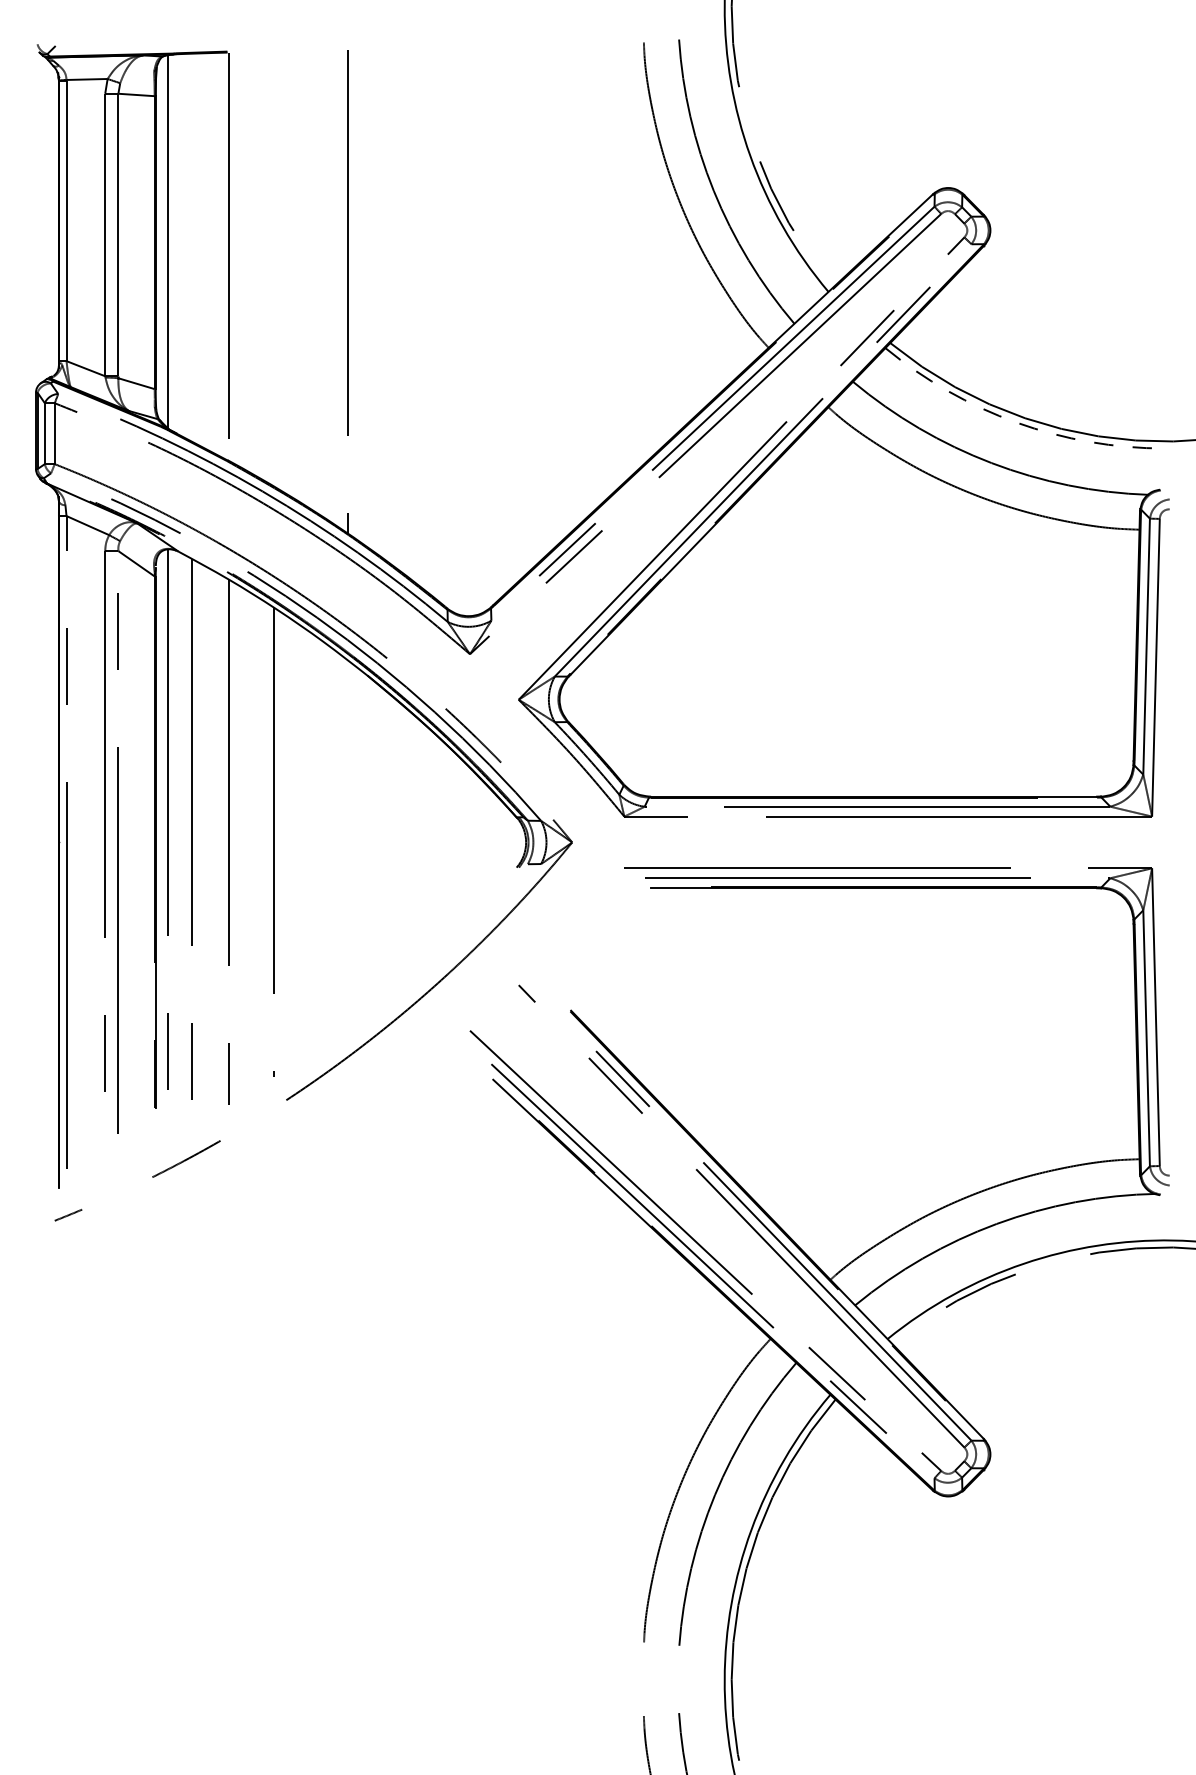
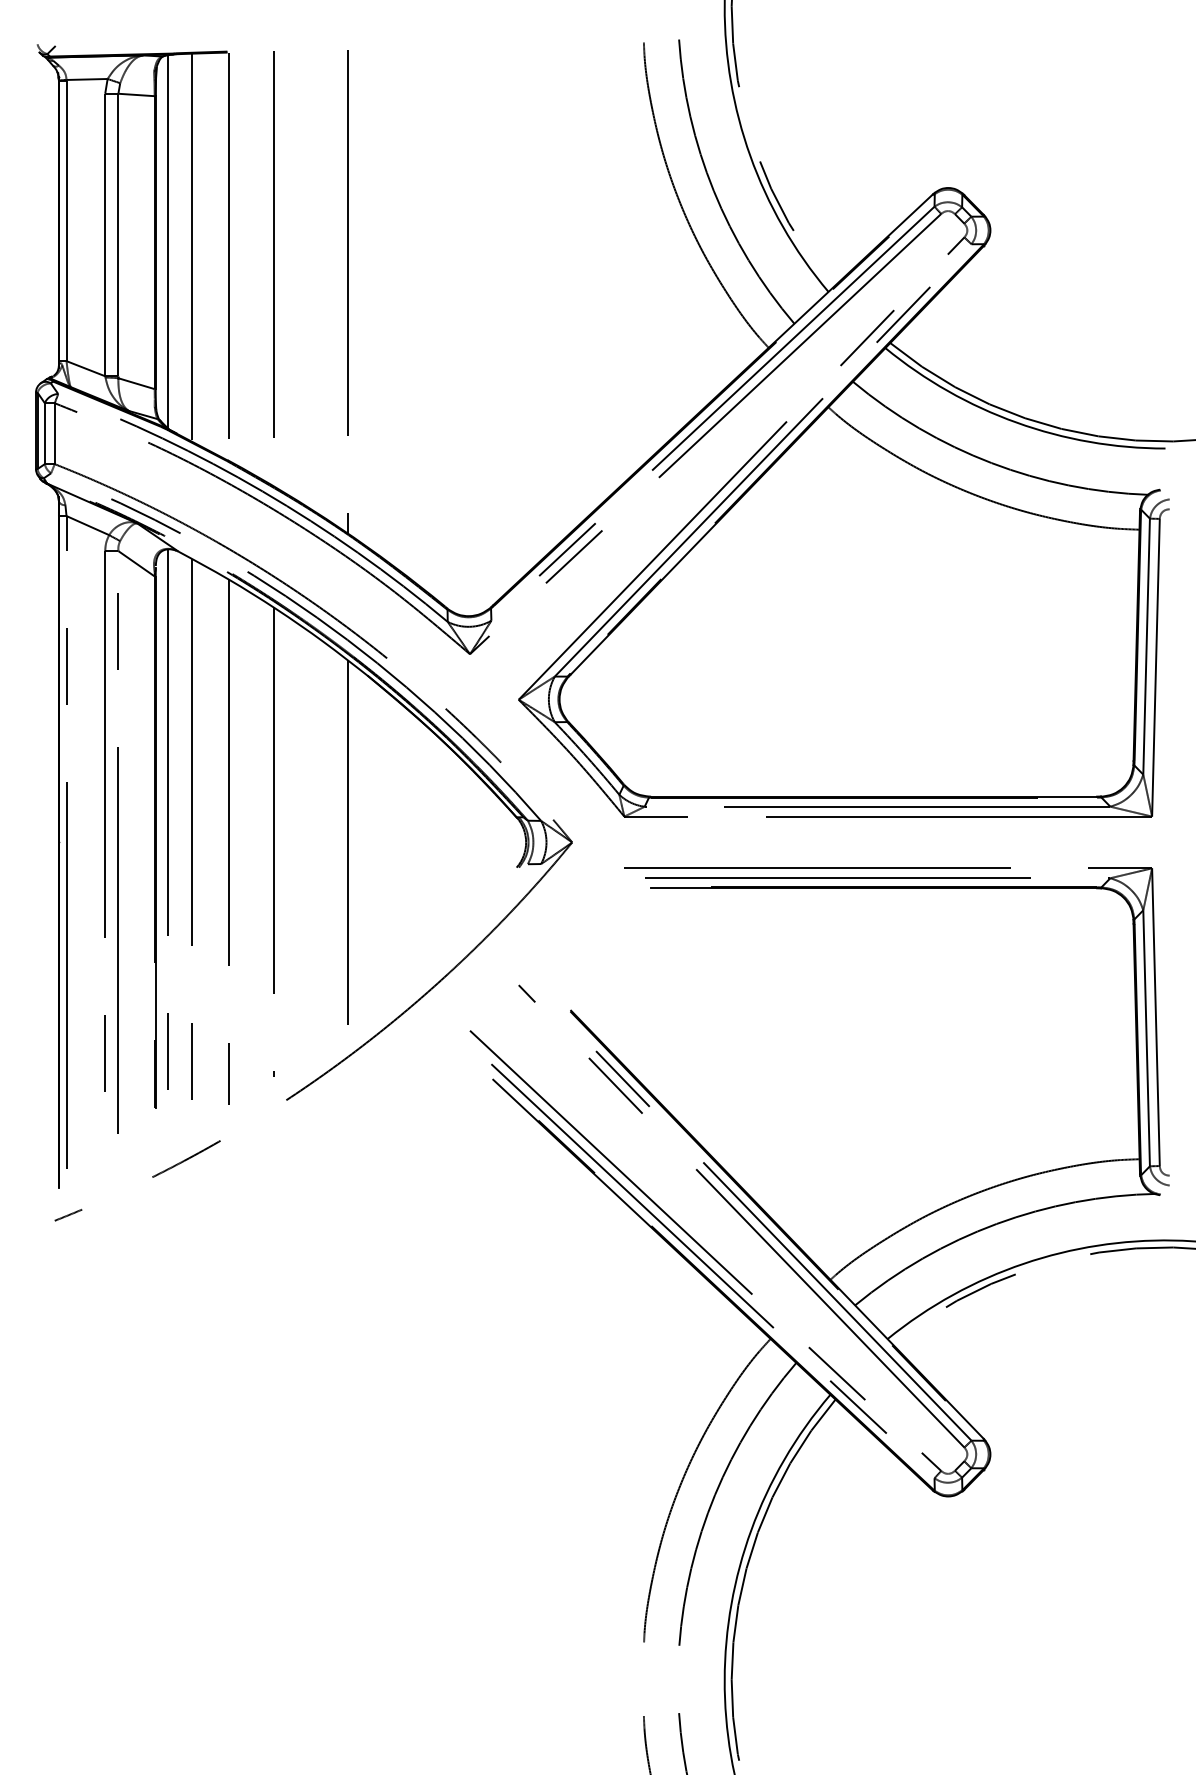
line: none -> present (273, 244)
line: none -> present (191, 247)
arc: dashed -> solid (1016, 422)
line: none -> present (347, 842)
